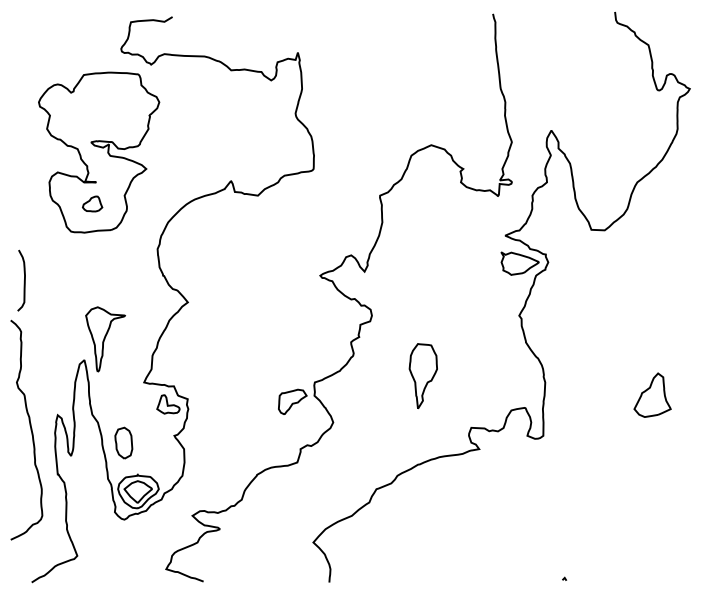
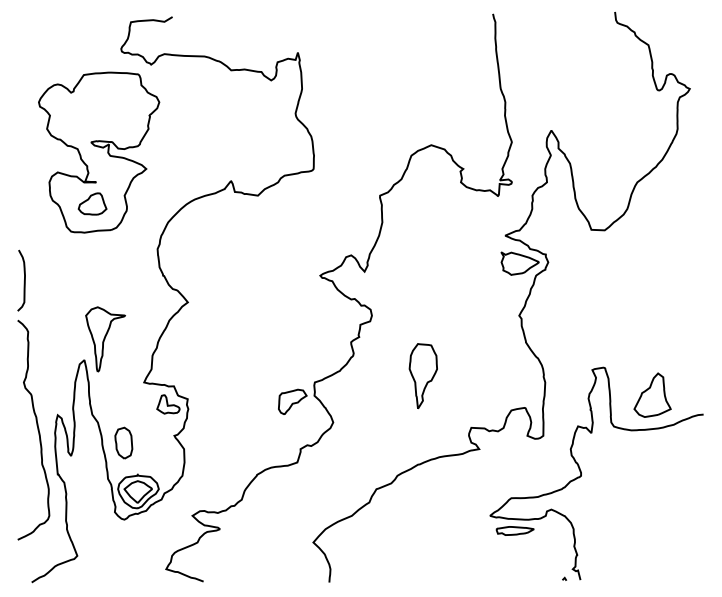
part size: 22x18 px -> 31x24 px (92, 203)
curve position: (30, 429) -> (37, 429) (37, 429)
part: none -> present (581, 473)
